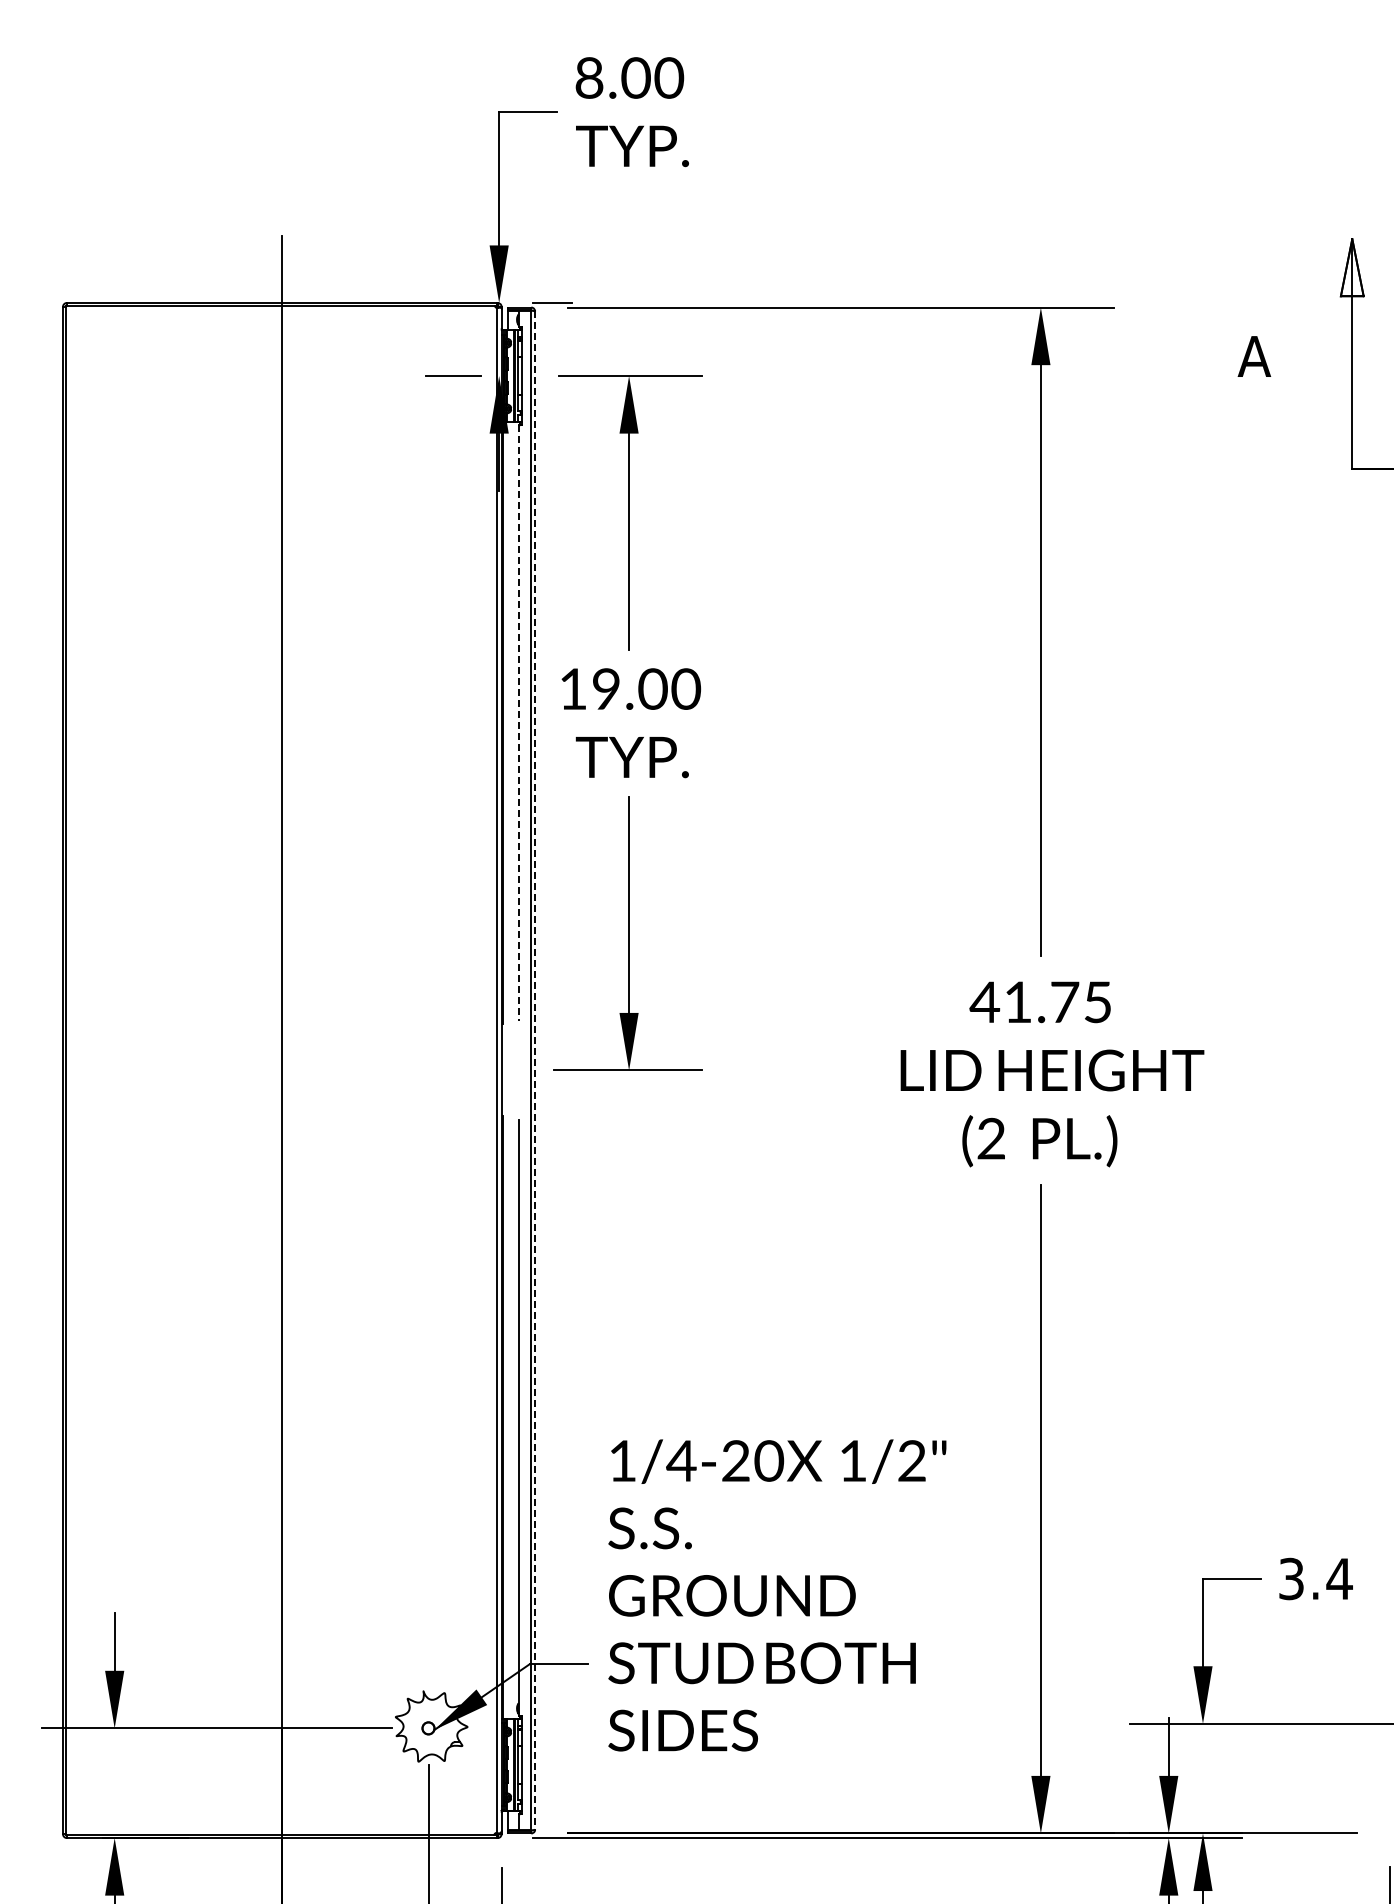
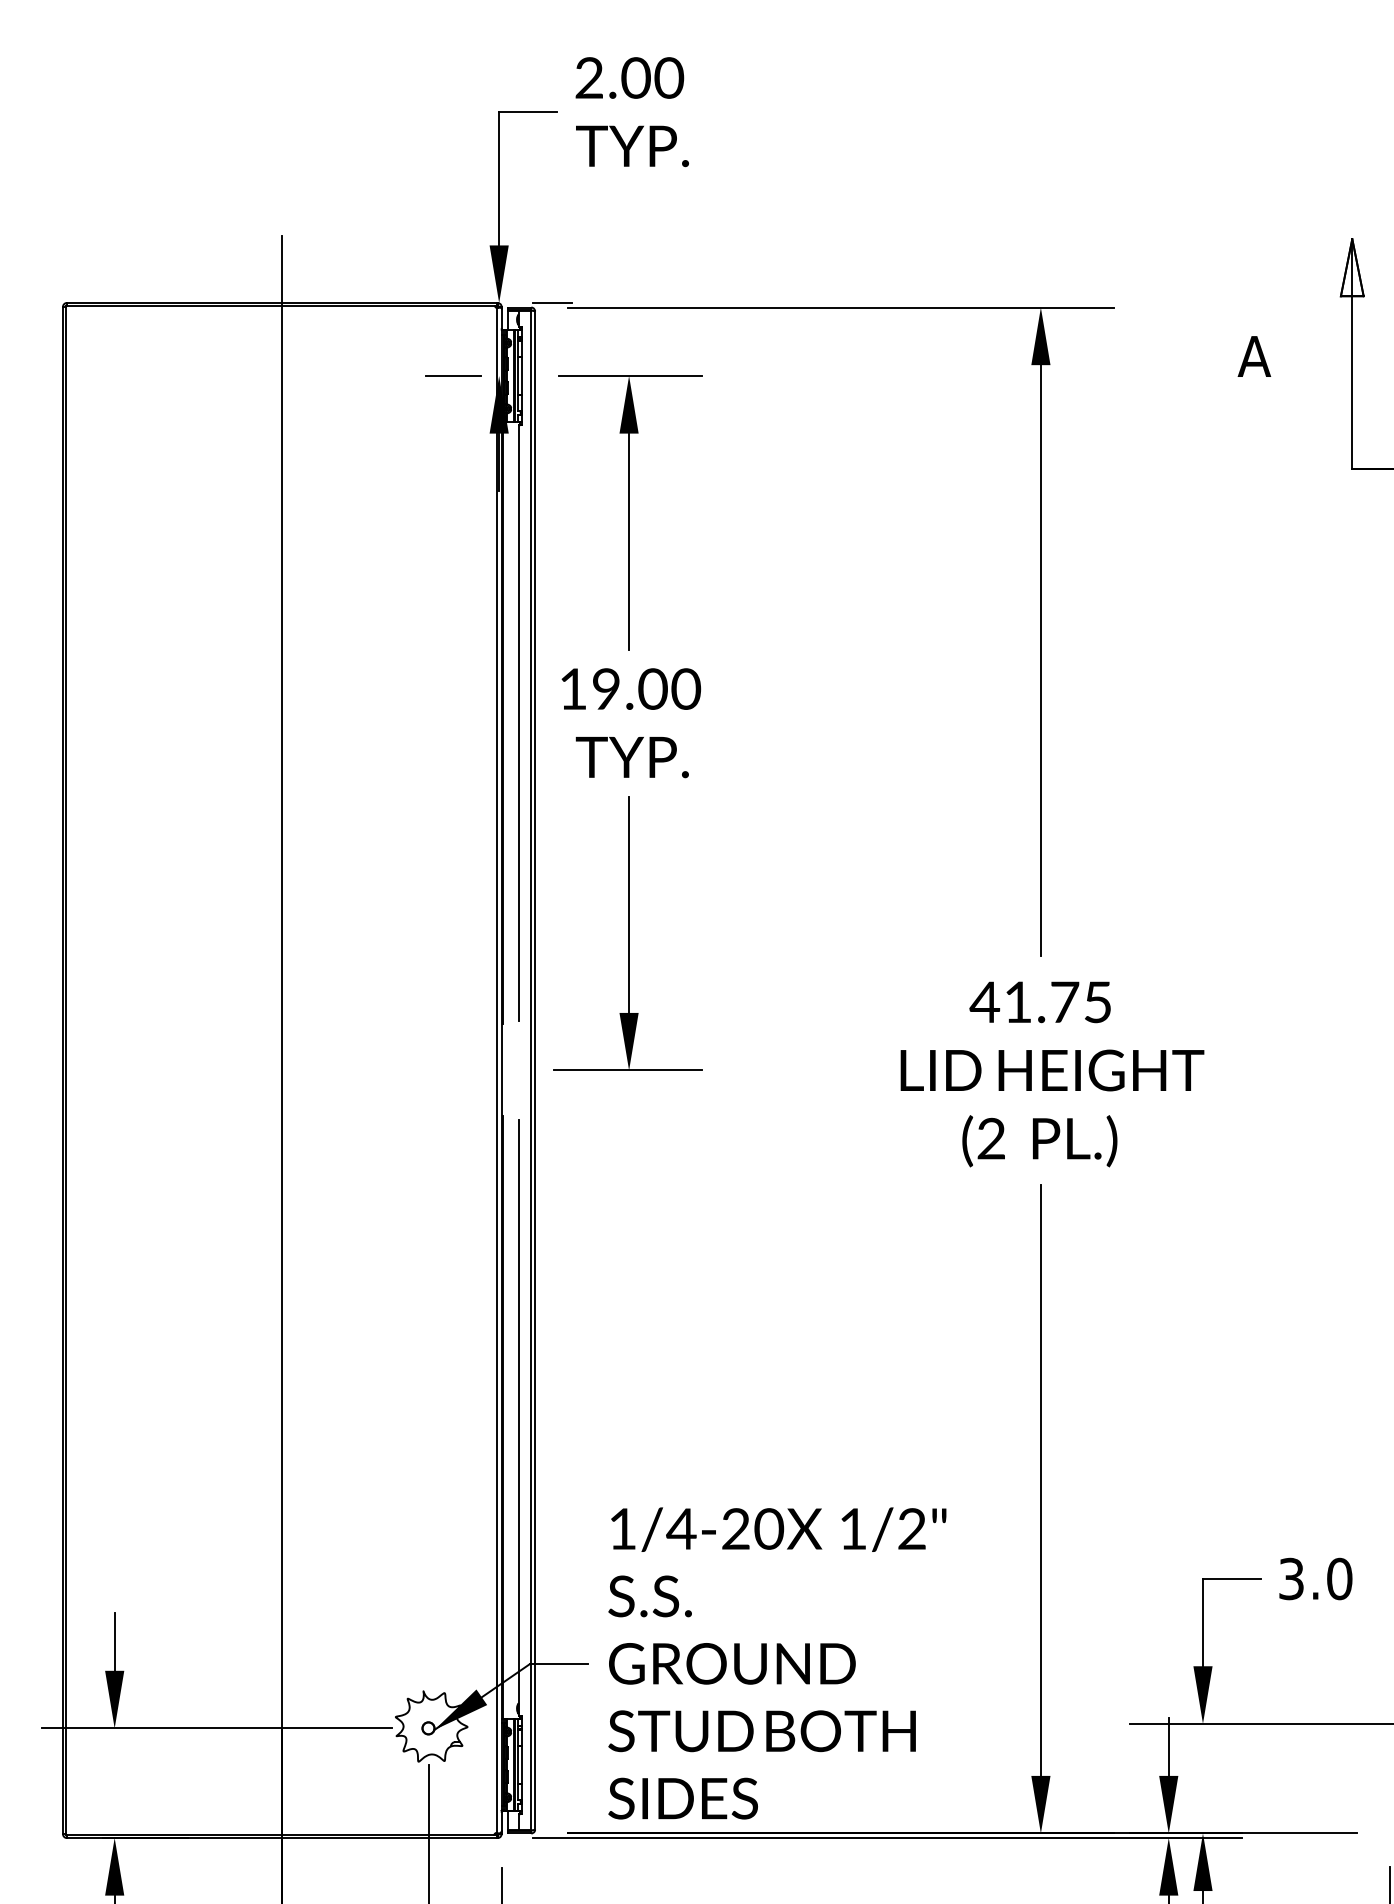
text: 8.00 -> 2.00 (589, 78)
line: dashed -> solid (518, 723)
line: dashed -> solid (535, 1071)
text: 3.4 -> 3.0 (1339, 1578)
text position: (777, 1595) -> (777, 1663) (777, 1663)
